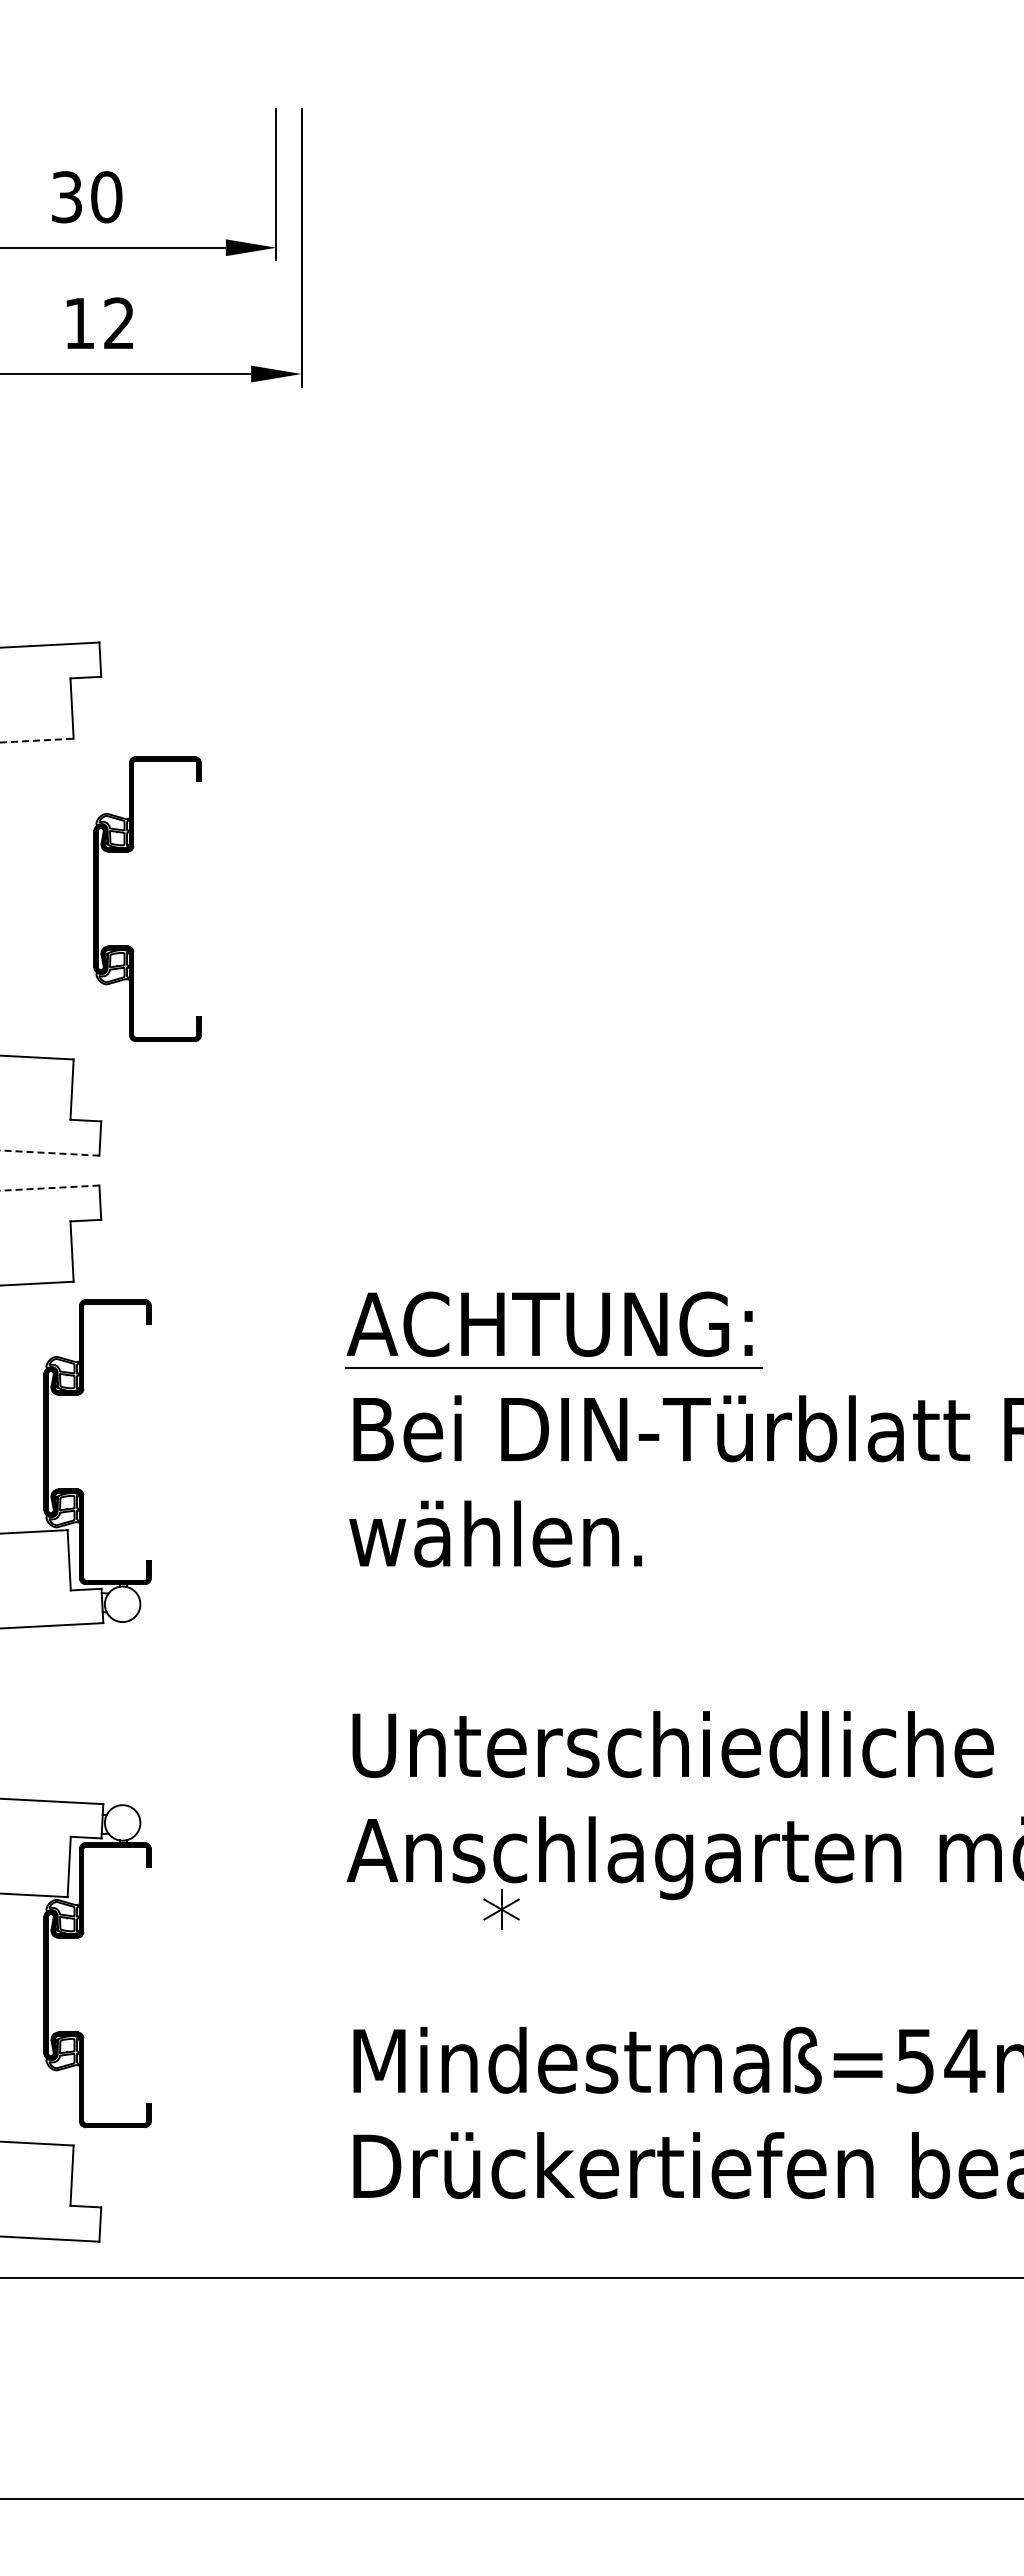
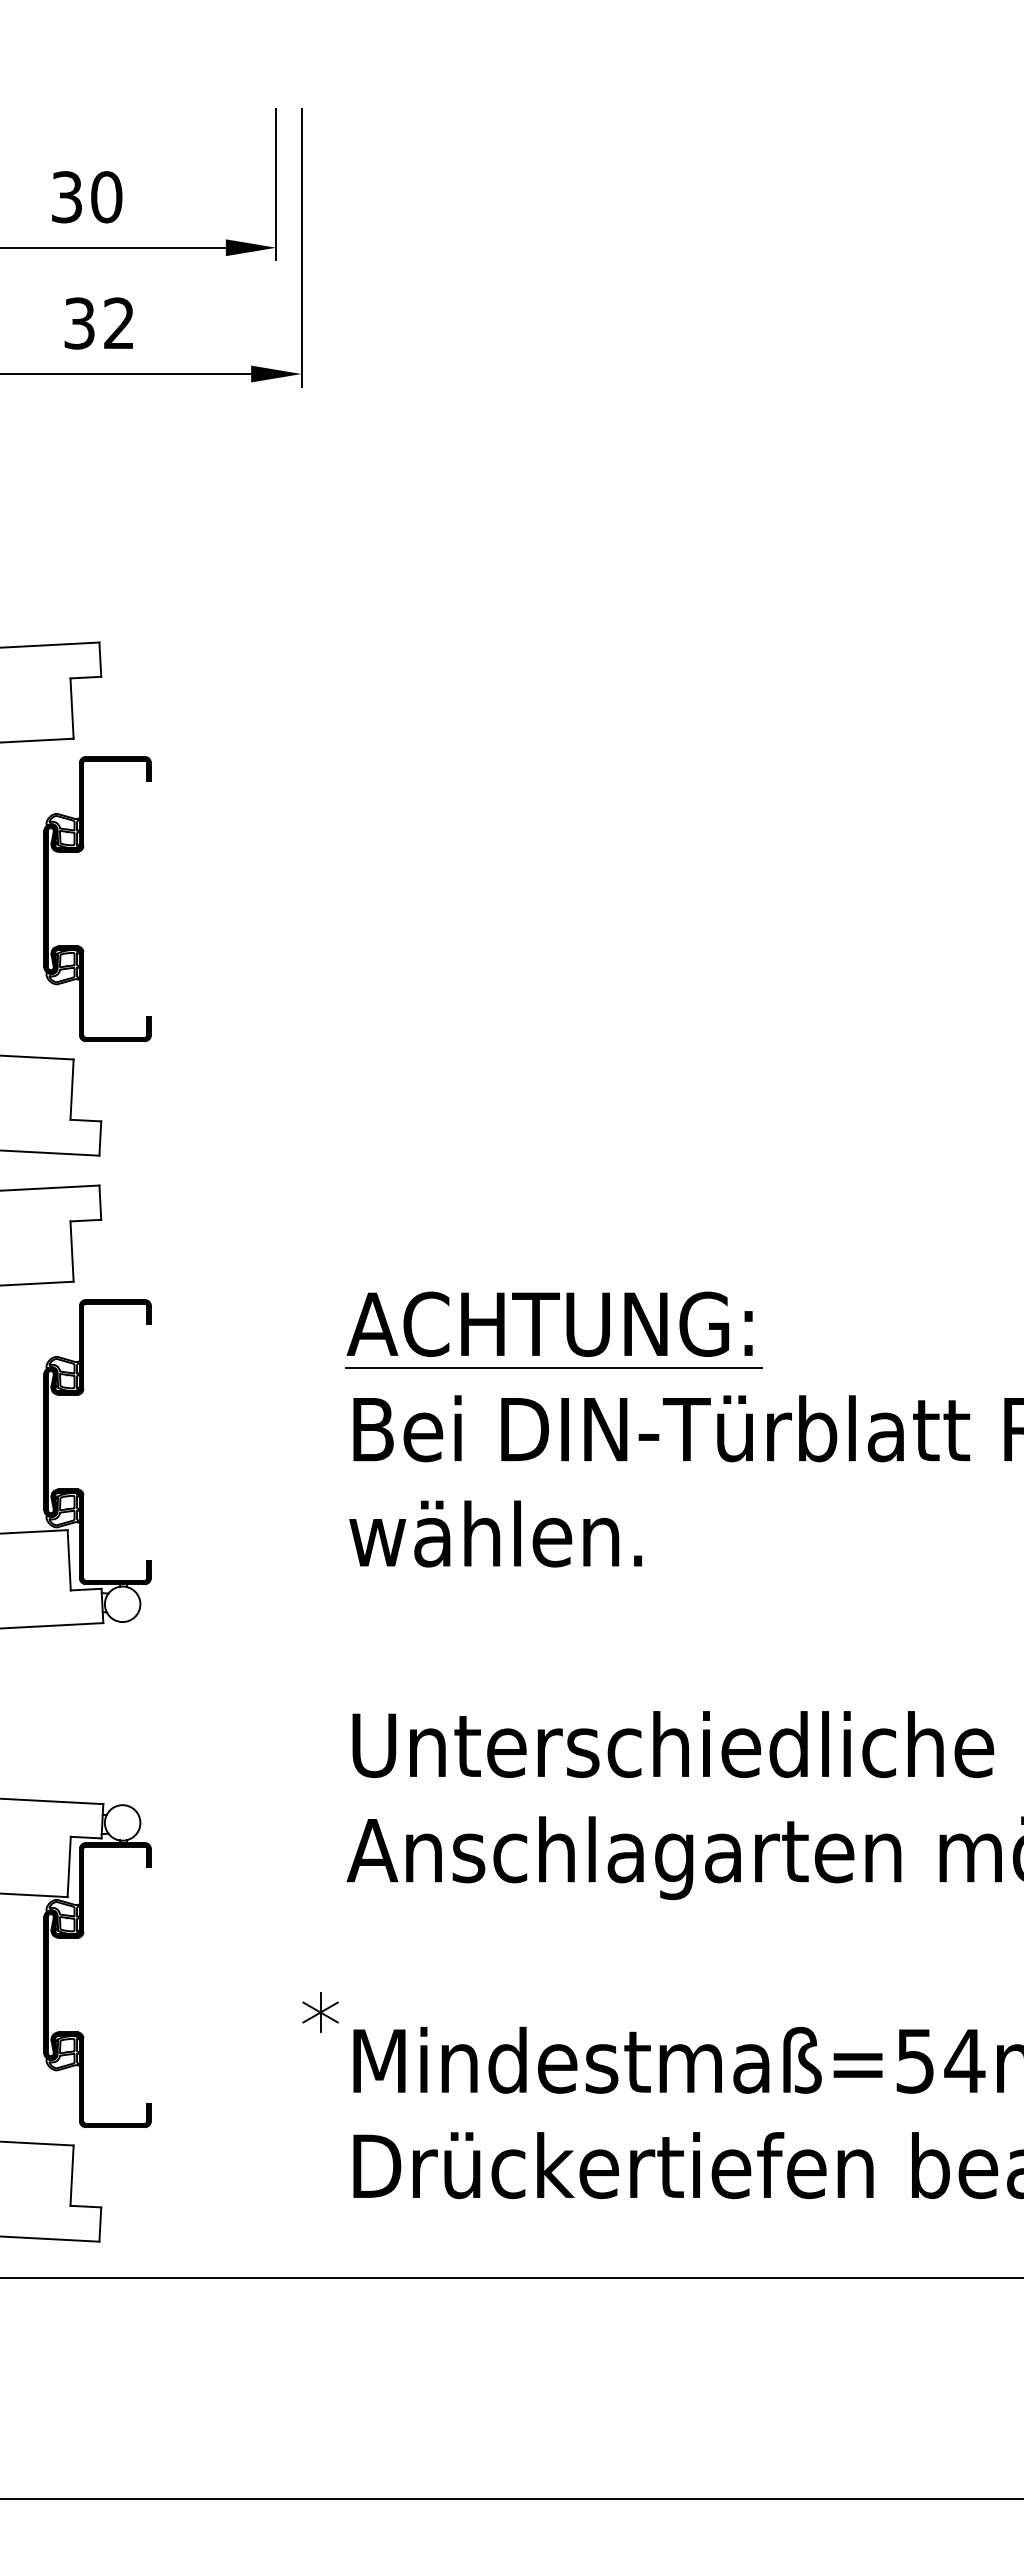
text: 12 -> 32 (79, 323)
line: dashed -> solid (37, 740)
part position: (98, 898) -> (48, 898) (48, 898)
line: dashed -> solid (49, 1153)
line: dashed -> solid (49, 1188)
part position: (501, 1909) -> (320, 2012) (320, 2012)
